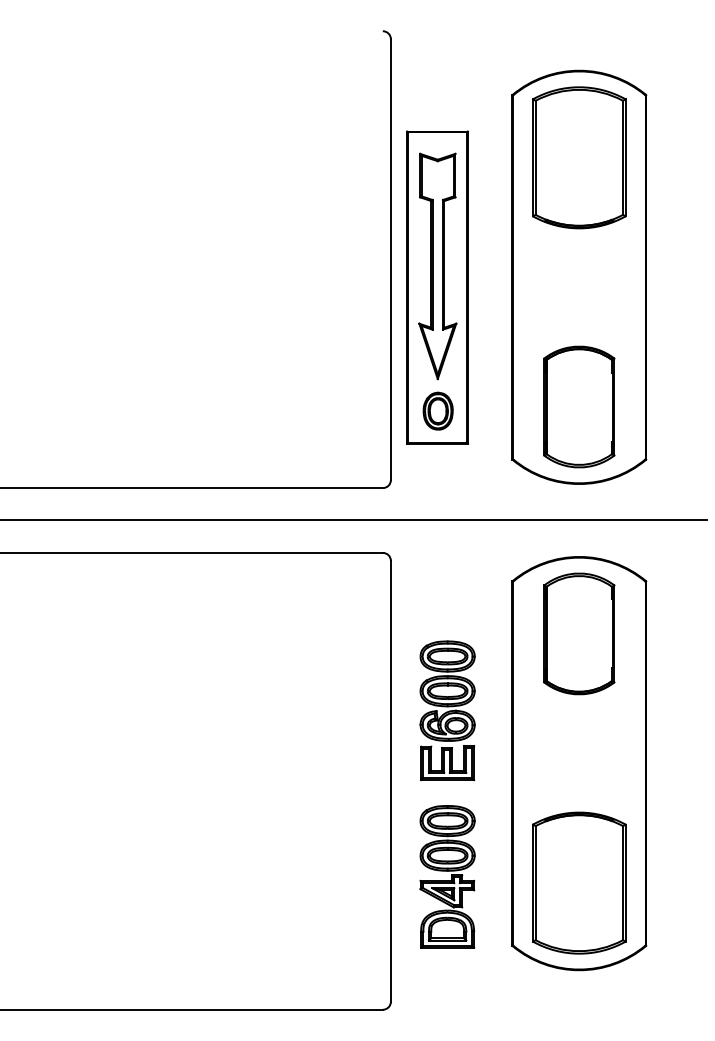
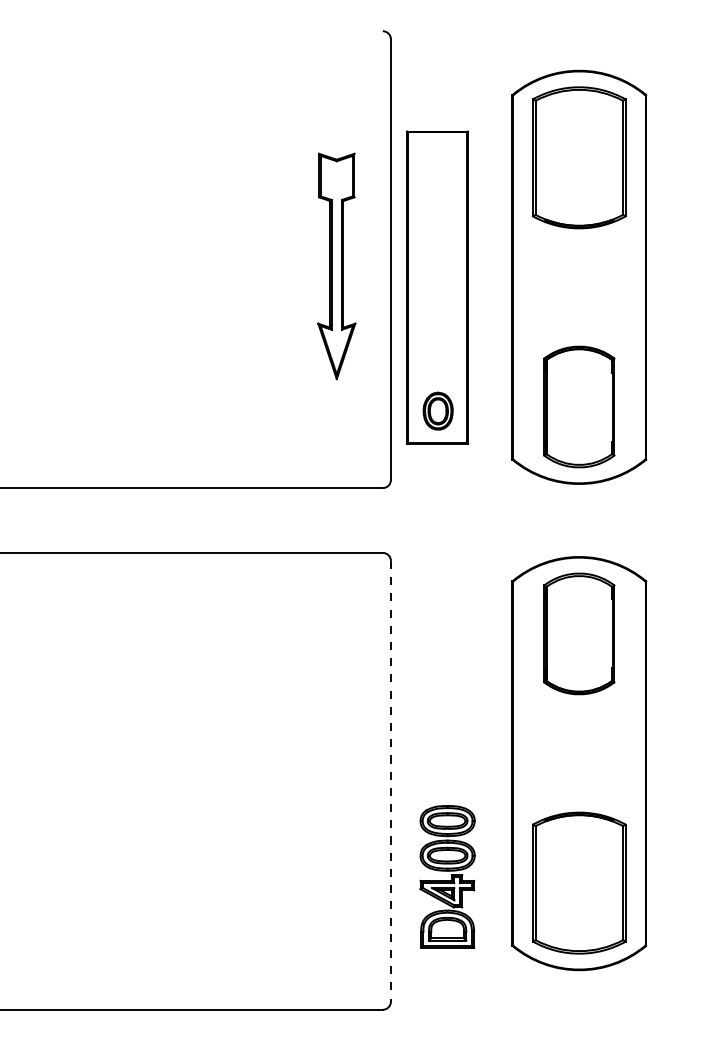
part position: (437, 266) -> (336, 266) (336, 266)
line: present -> none (354, 520)
part: present -> none (447, 710)
line: solid -> dashed (390, 781)
